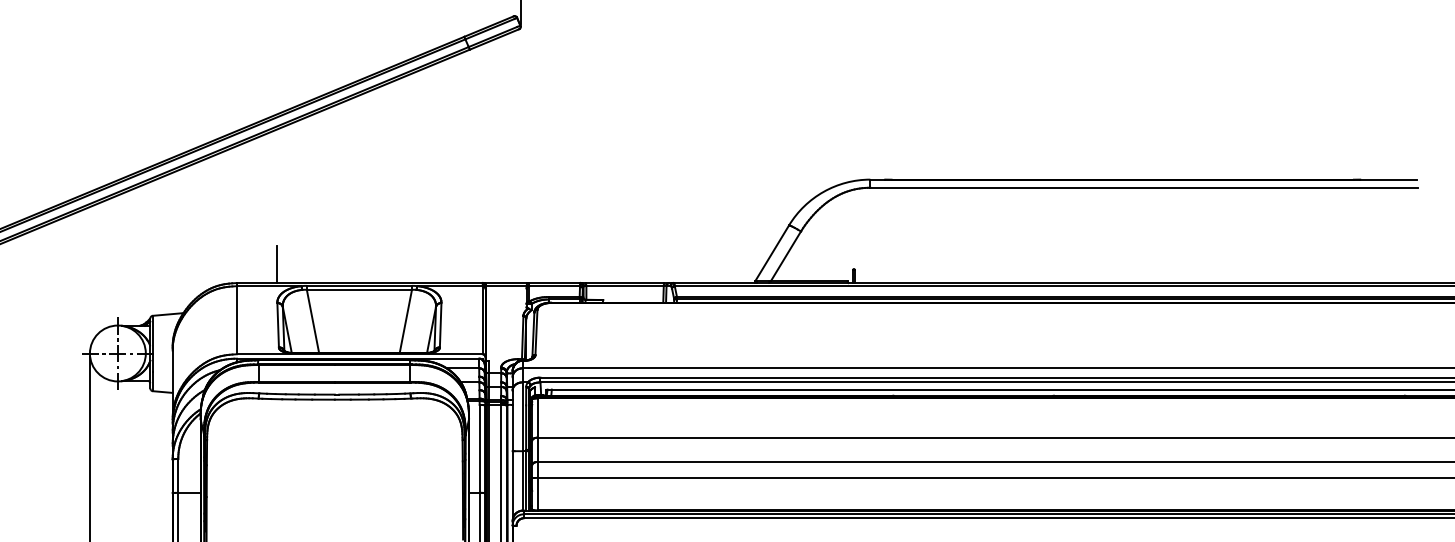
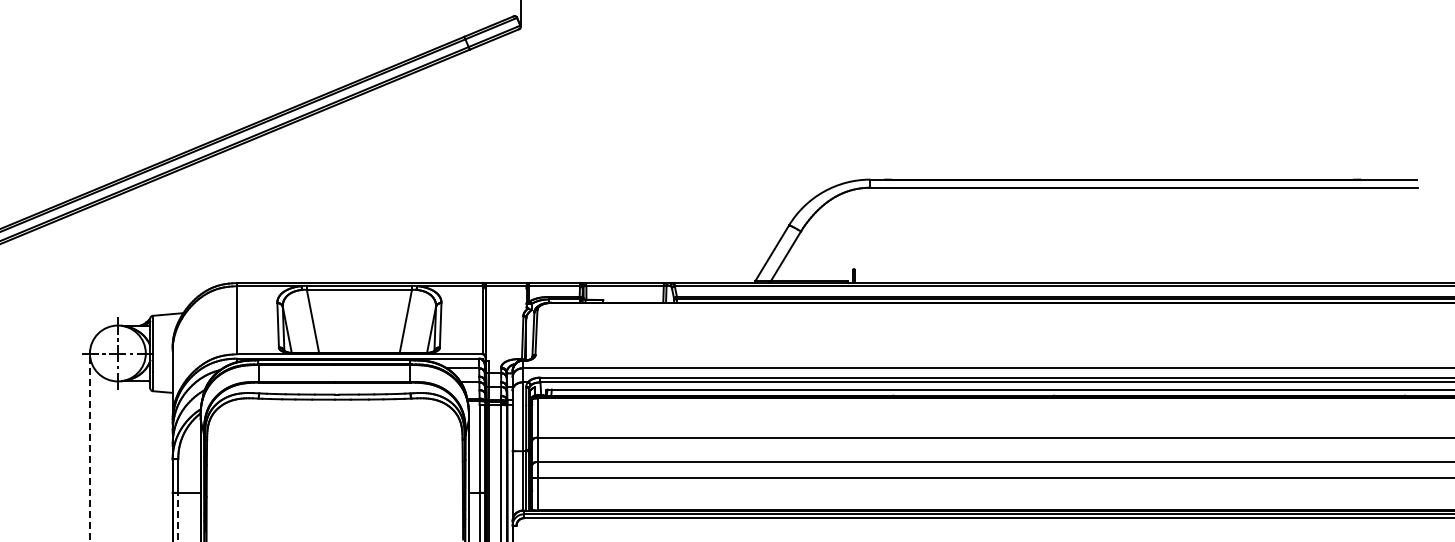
line: present -> none (276, 264)
line: solid -> dashed (89, 449)
line: solid -> dashed (178, 516)
